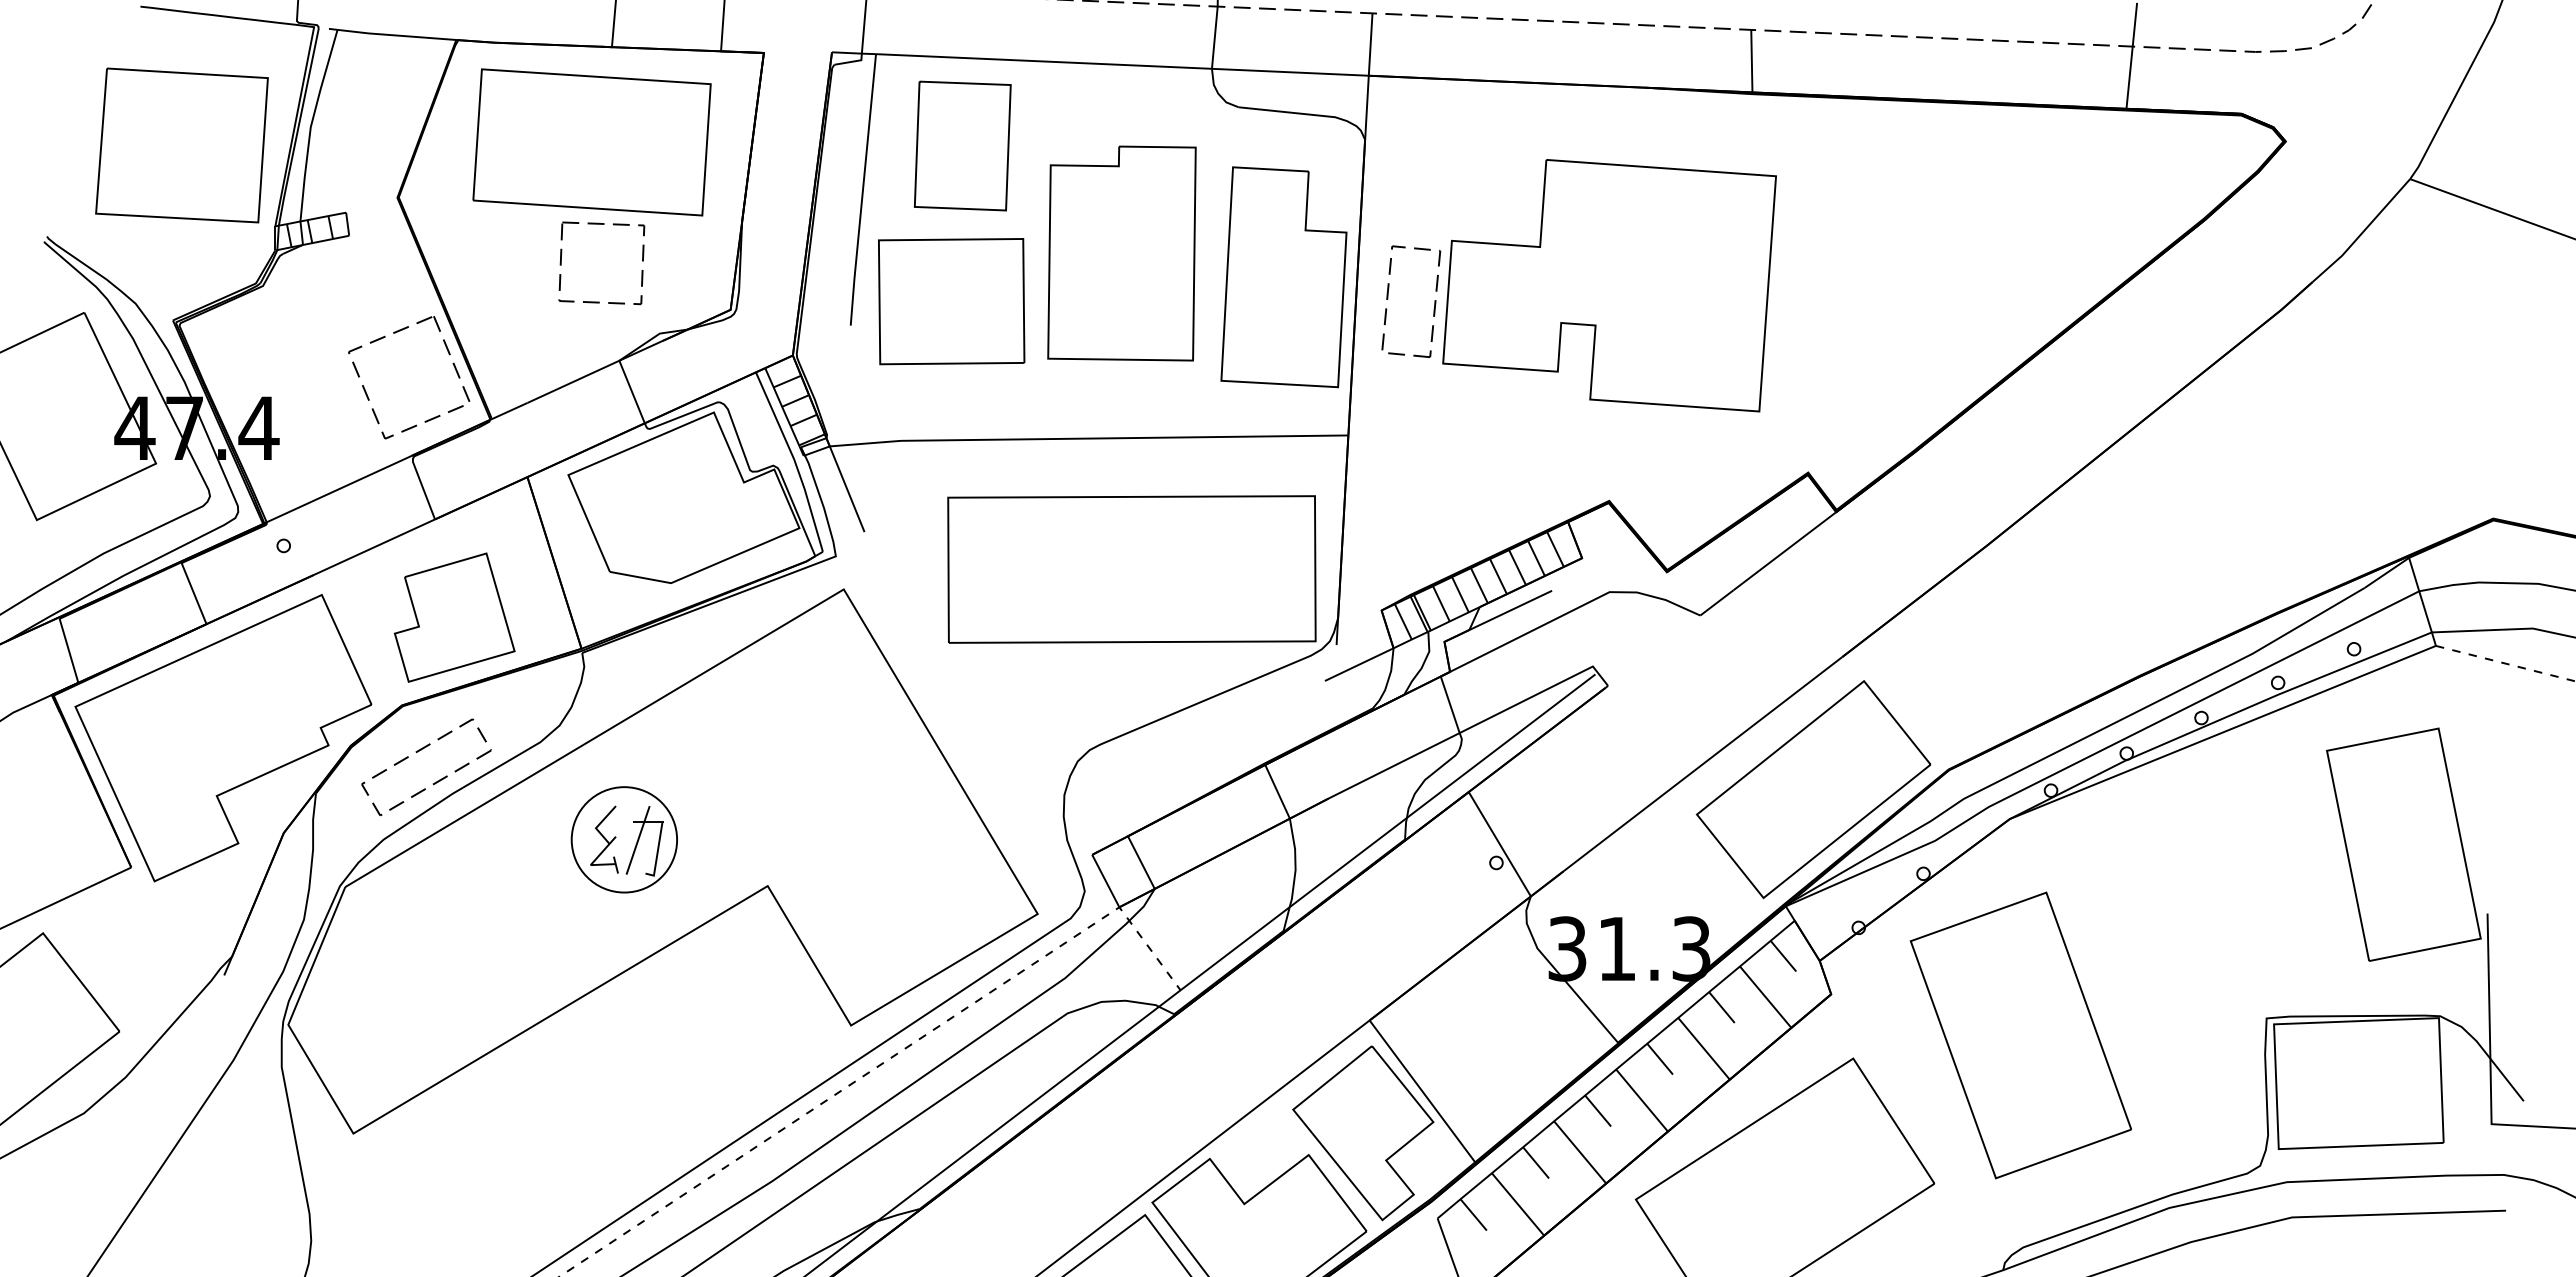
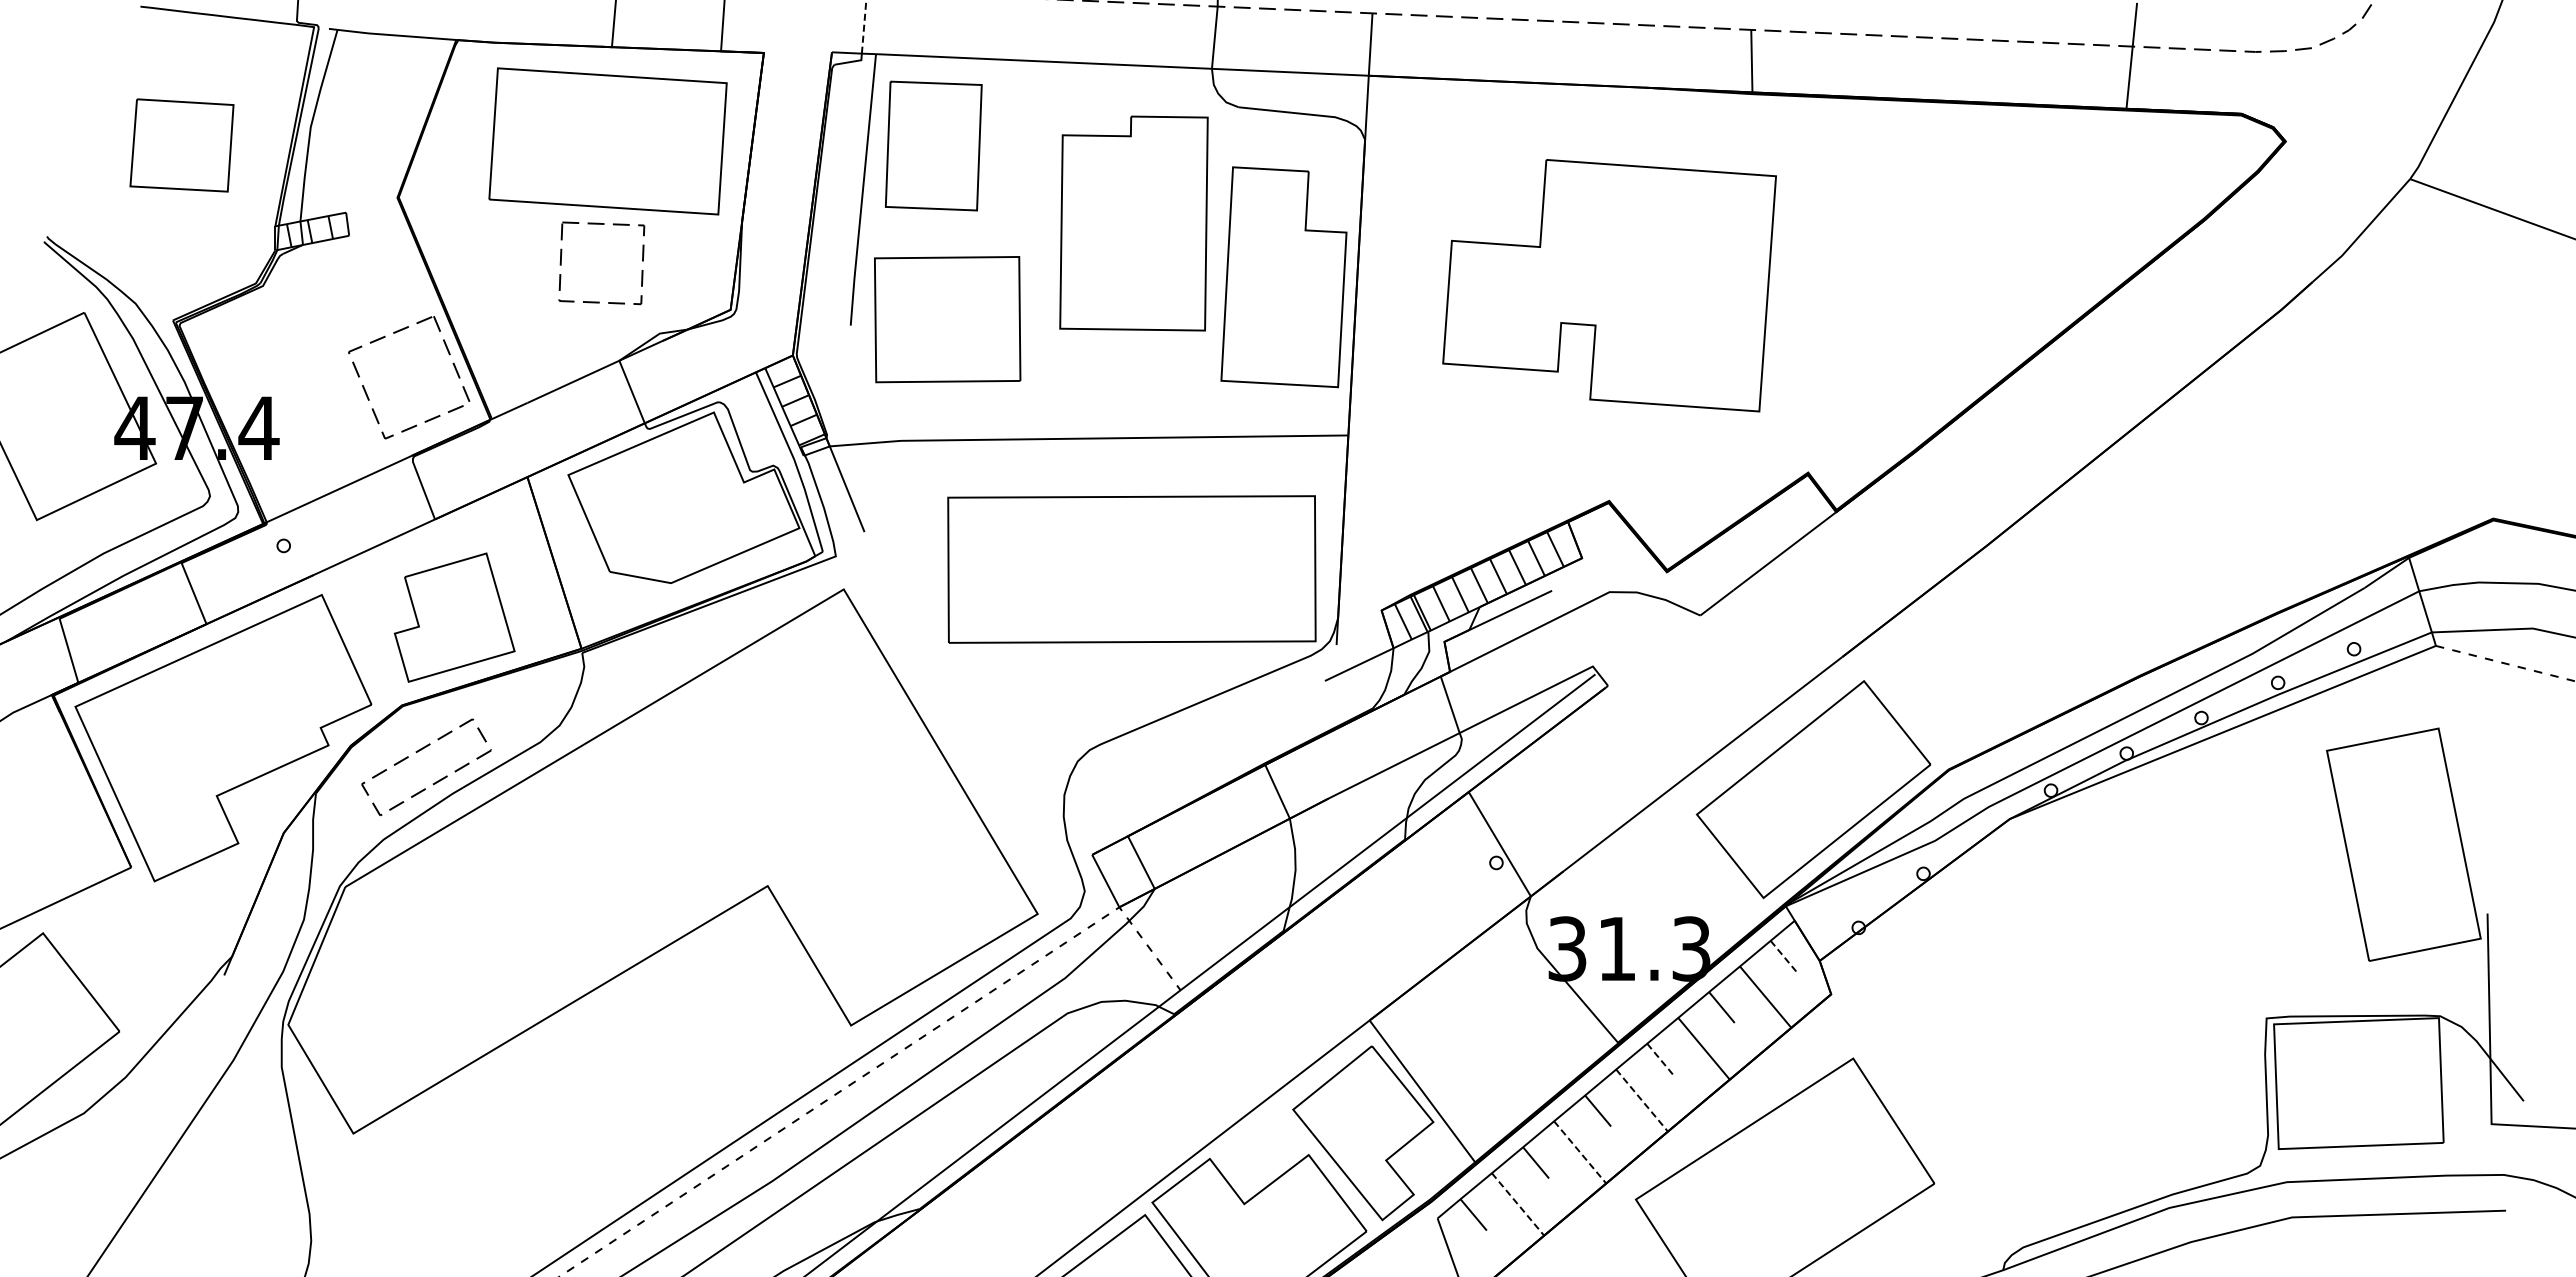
line: solid -> dashed (864, 26)
part position: (591, 142) -> (607, 141) (607, 141)
part size: 174x157 px -> 106x95 px (181, 145)
part position: (962, 145) -> (933, 145) (933, 145)
part position: (1121, 253) -> (1133, 223) (1133, 223)
part position: (951, 301) -> (947, 319) (947, 319)
part: present -> none (1434, 301)
part: present -> none (623, 839)
line: solid -> dashed (1783, 956)
part: present -> none (2020, 1035)
line: solid -> dashed (1660, 1059)
line: solid -> dashed (1642, 1100)
line: solid -> dashed (1580, 1152)
line: solid -> dashed (1518, 1204)
